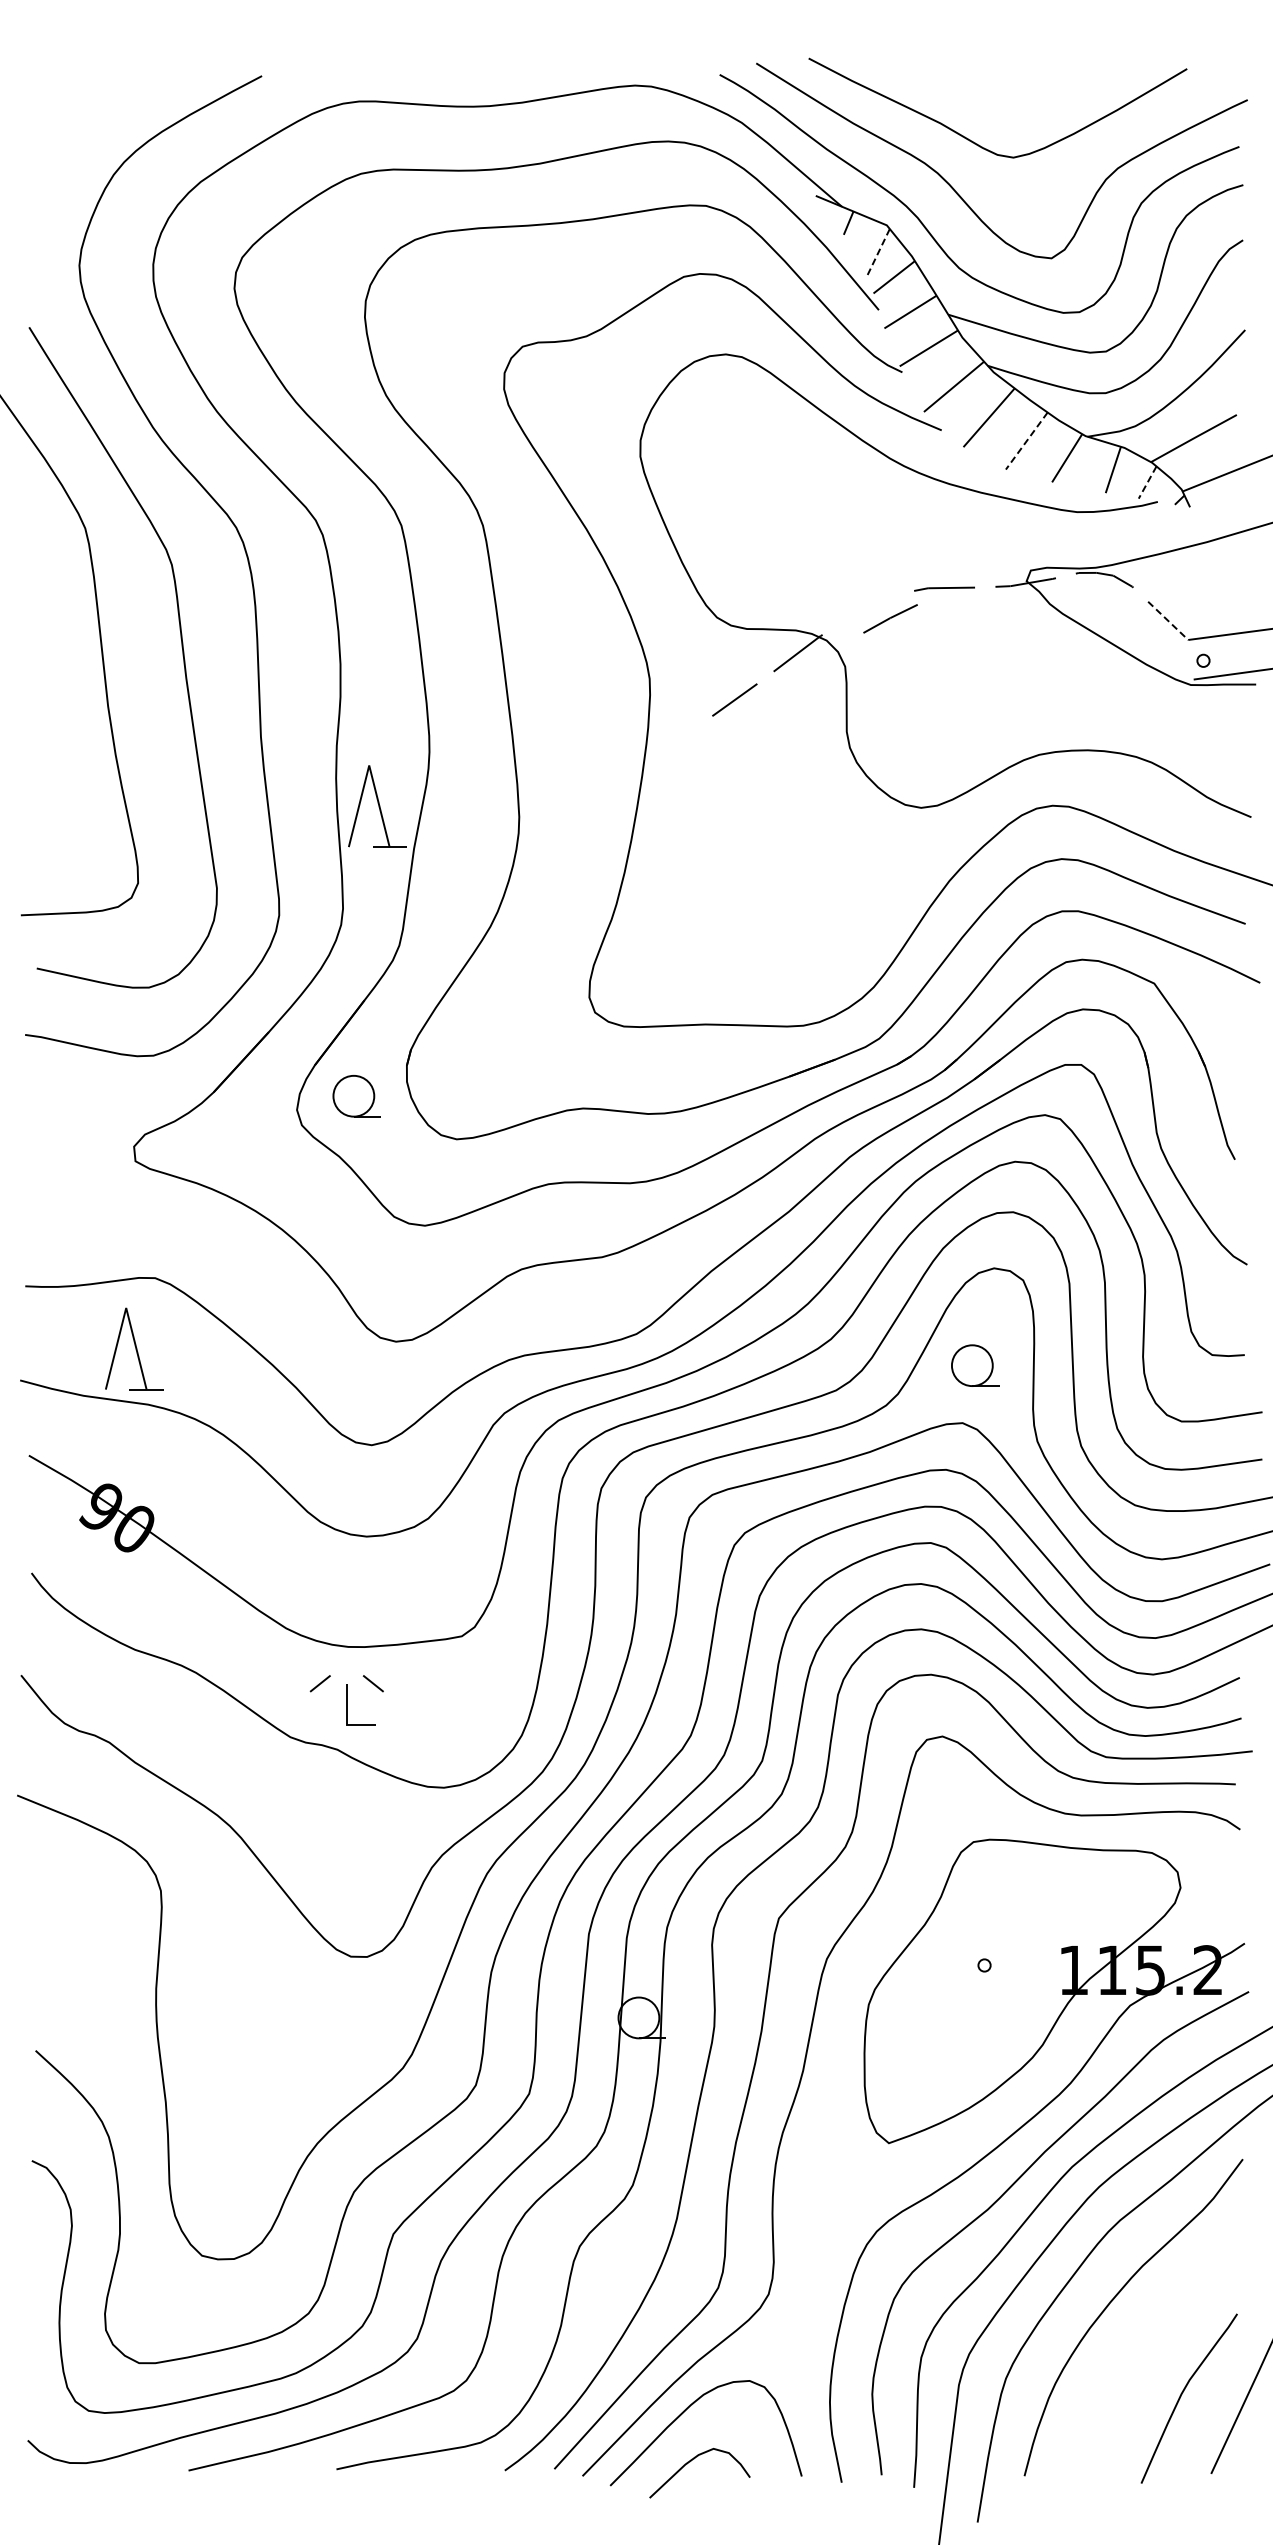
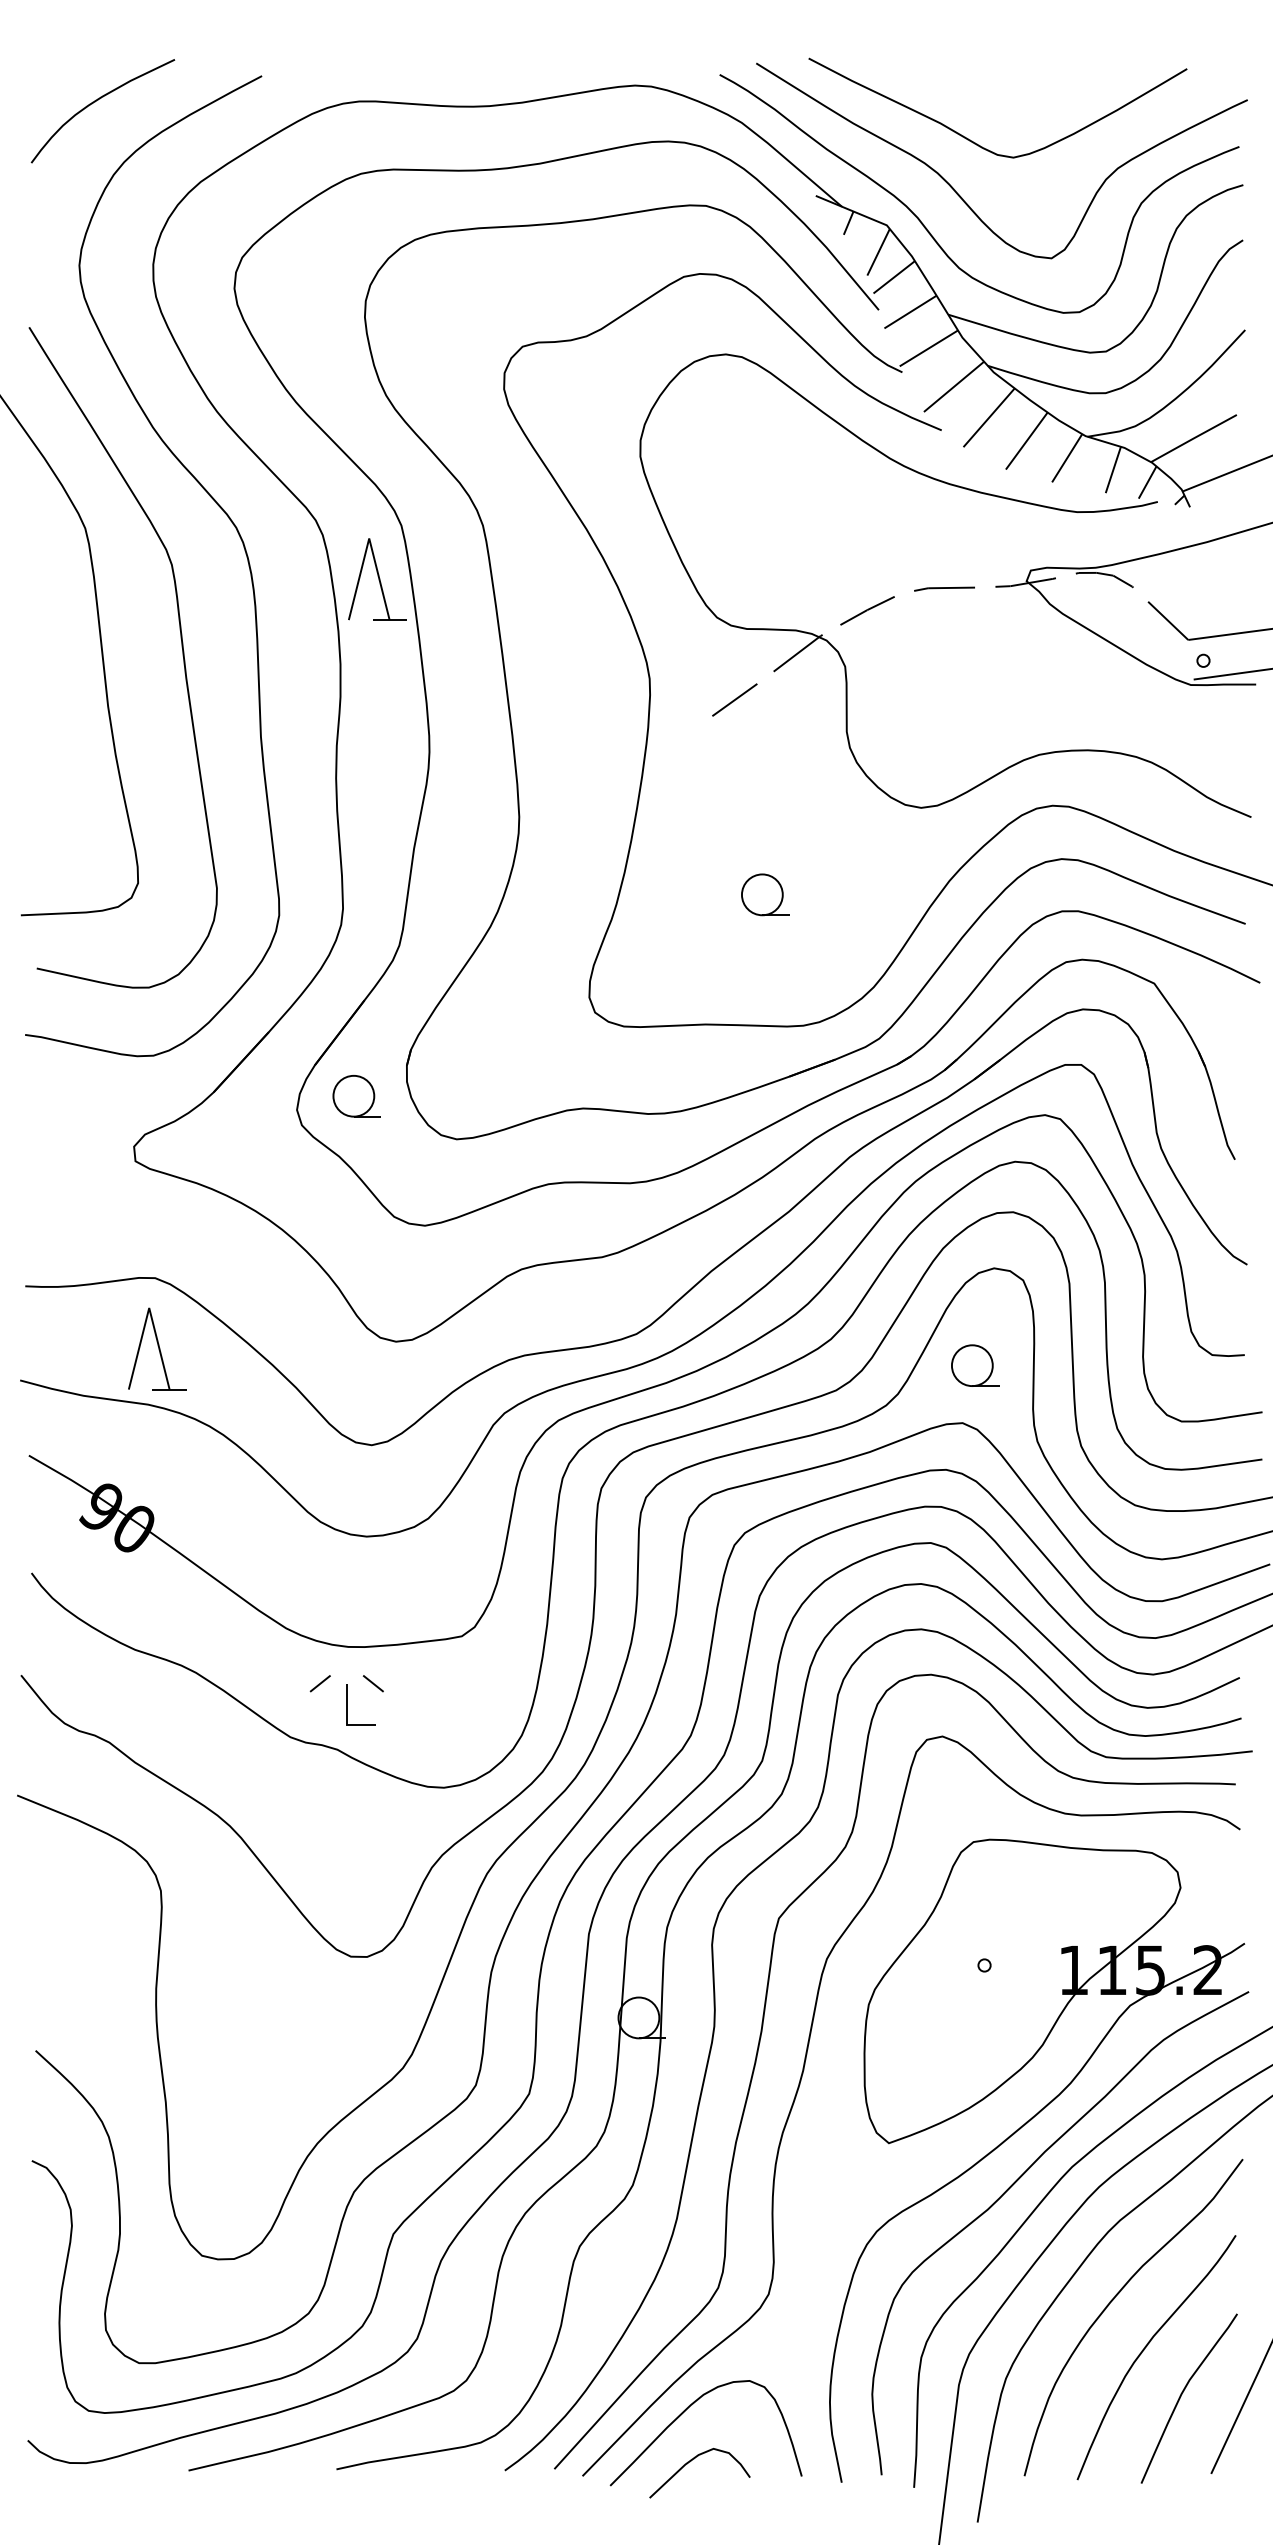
curve: none -> present (95, 102)
line: dashed -> solid (878, 252)
line: dashed -> solid (1026, 441)
line: dashed -> solid (1147, 483)
line position: (890, 618) -> (867, 610) (867, 610)
line: dashed -> solid (1168, 620)
part position: (377, 806) -> (377, 579) (377, 579)
part: none -> present (765, 894)
part position: (134, 1348) -> (157, 1348) (157, 1348)
curve: none -> present (1144, 2350)
